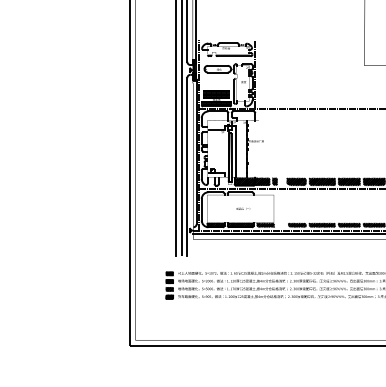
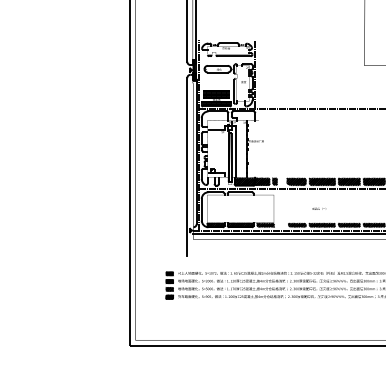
line: present -> none (176, 128)
line: present -> none (181, 128)
text position: (243, 208) -> (319, 208) (319, 208)
